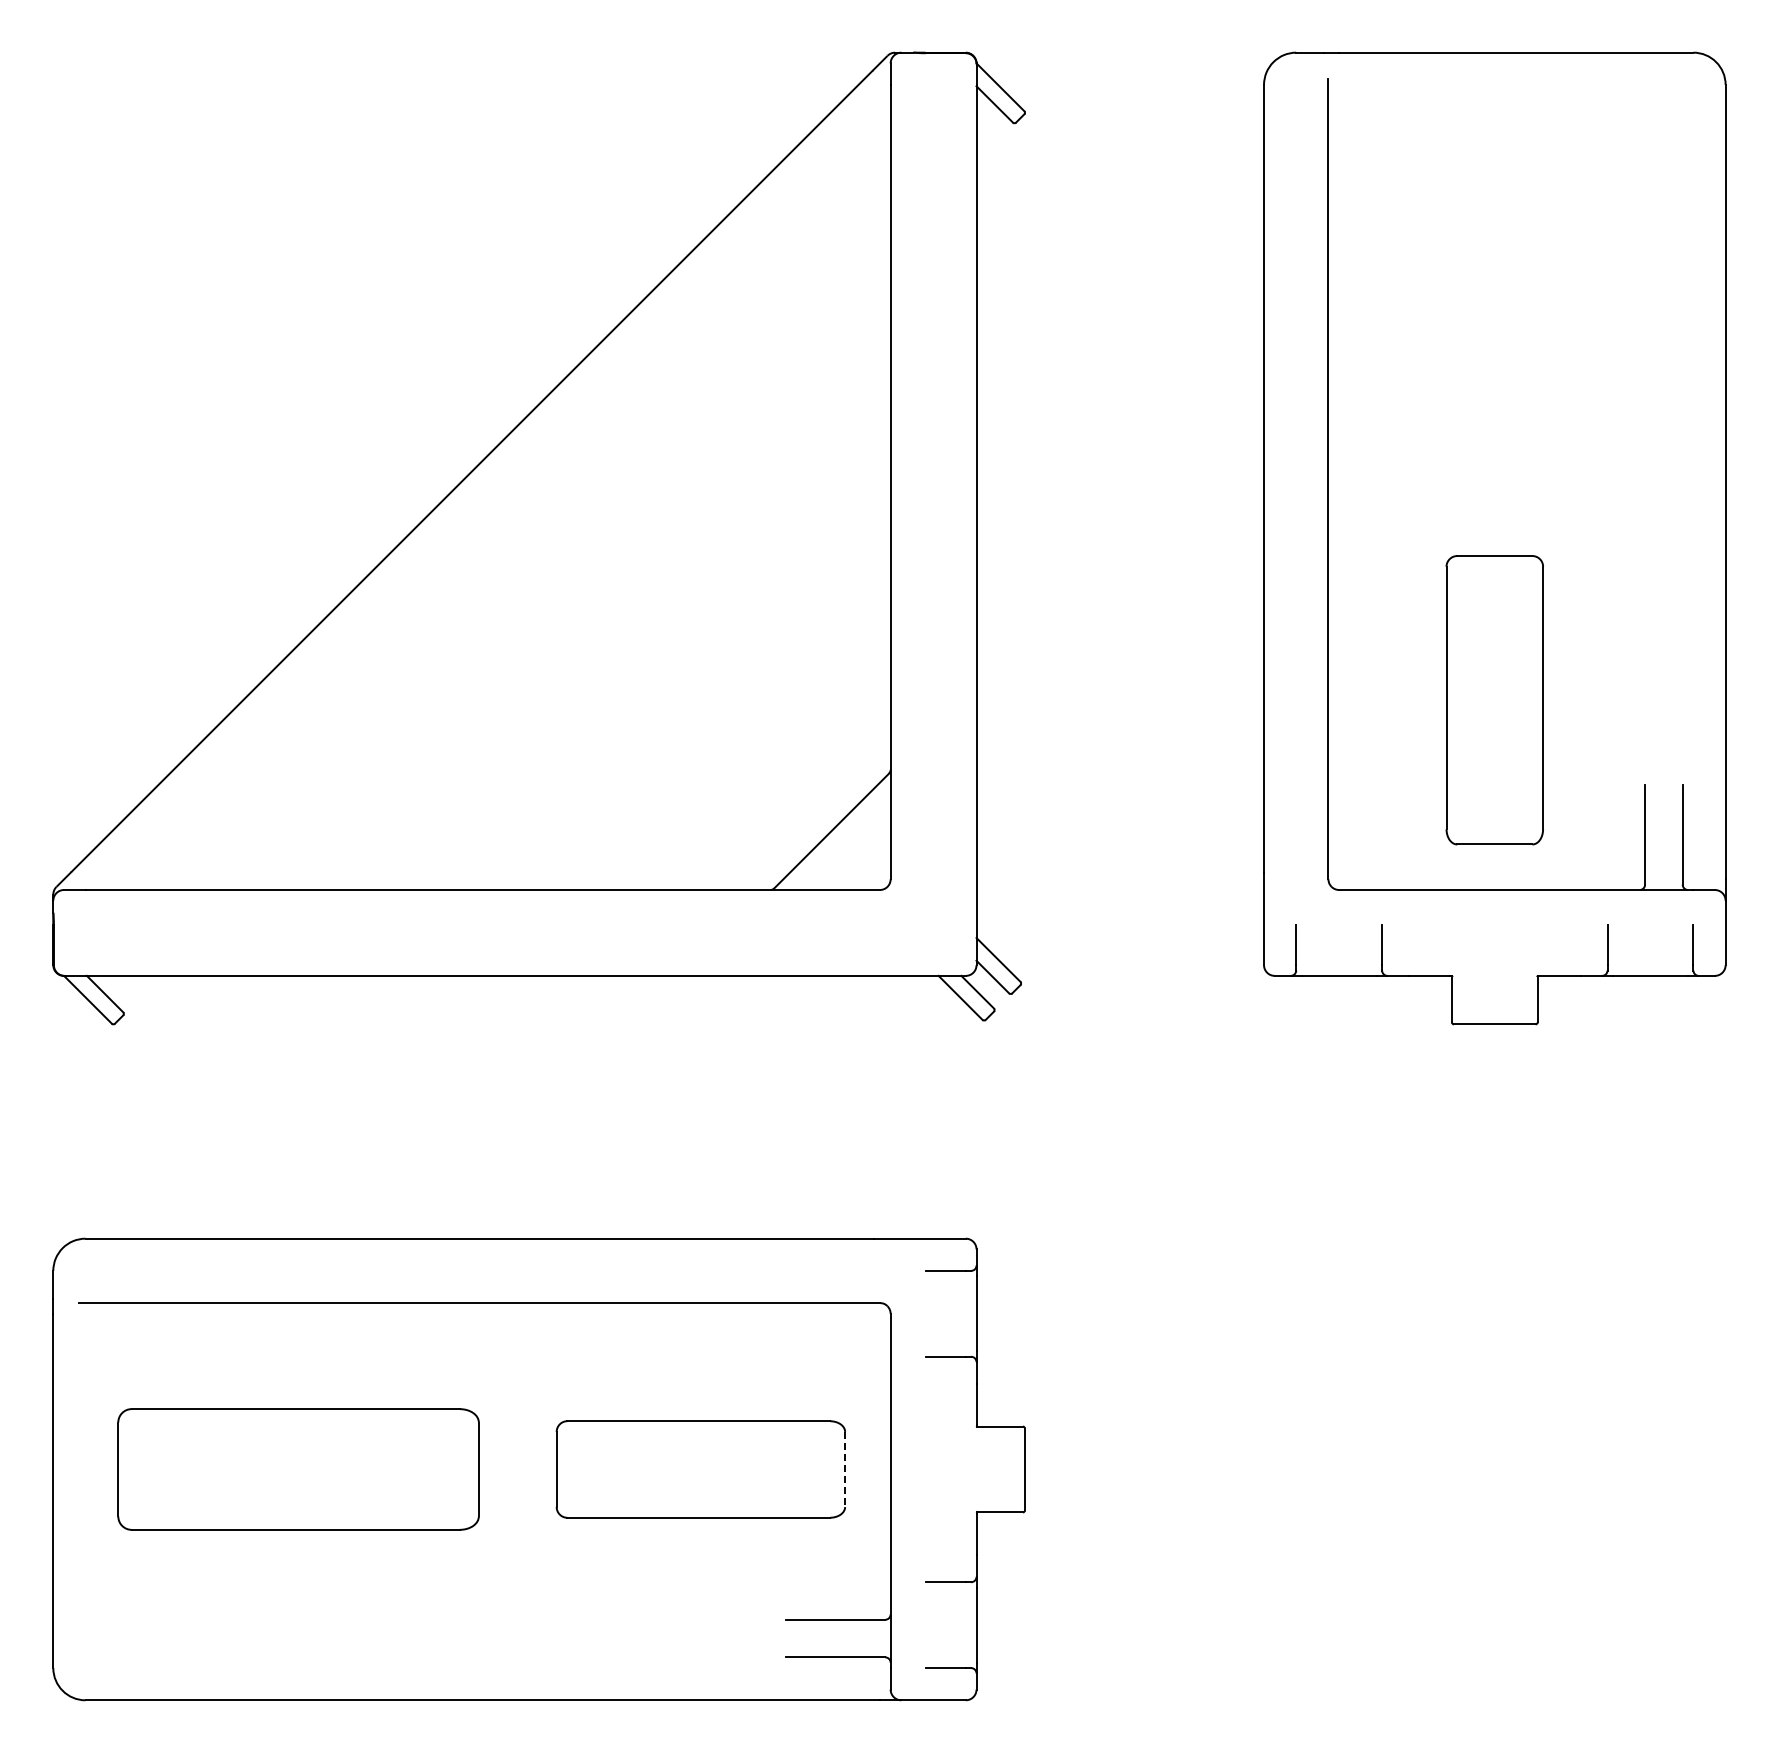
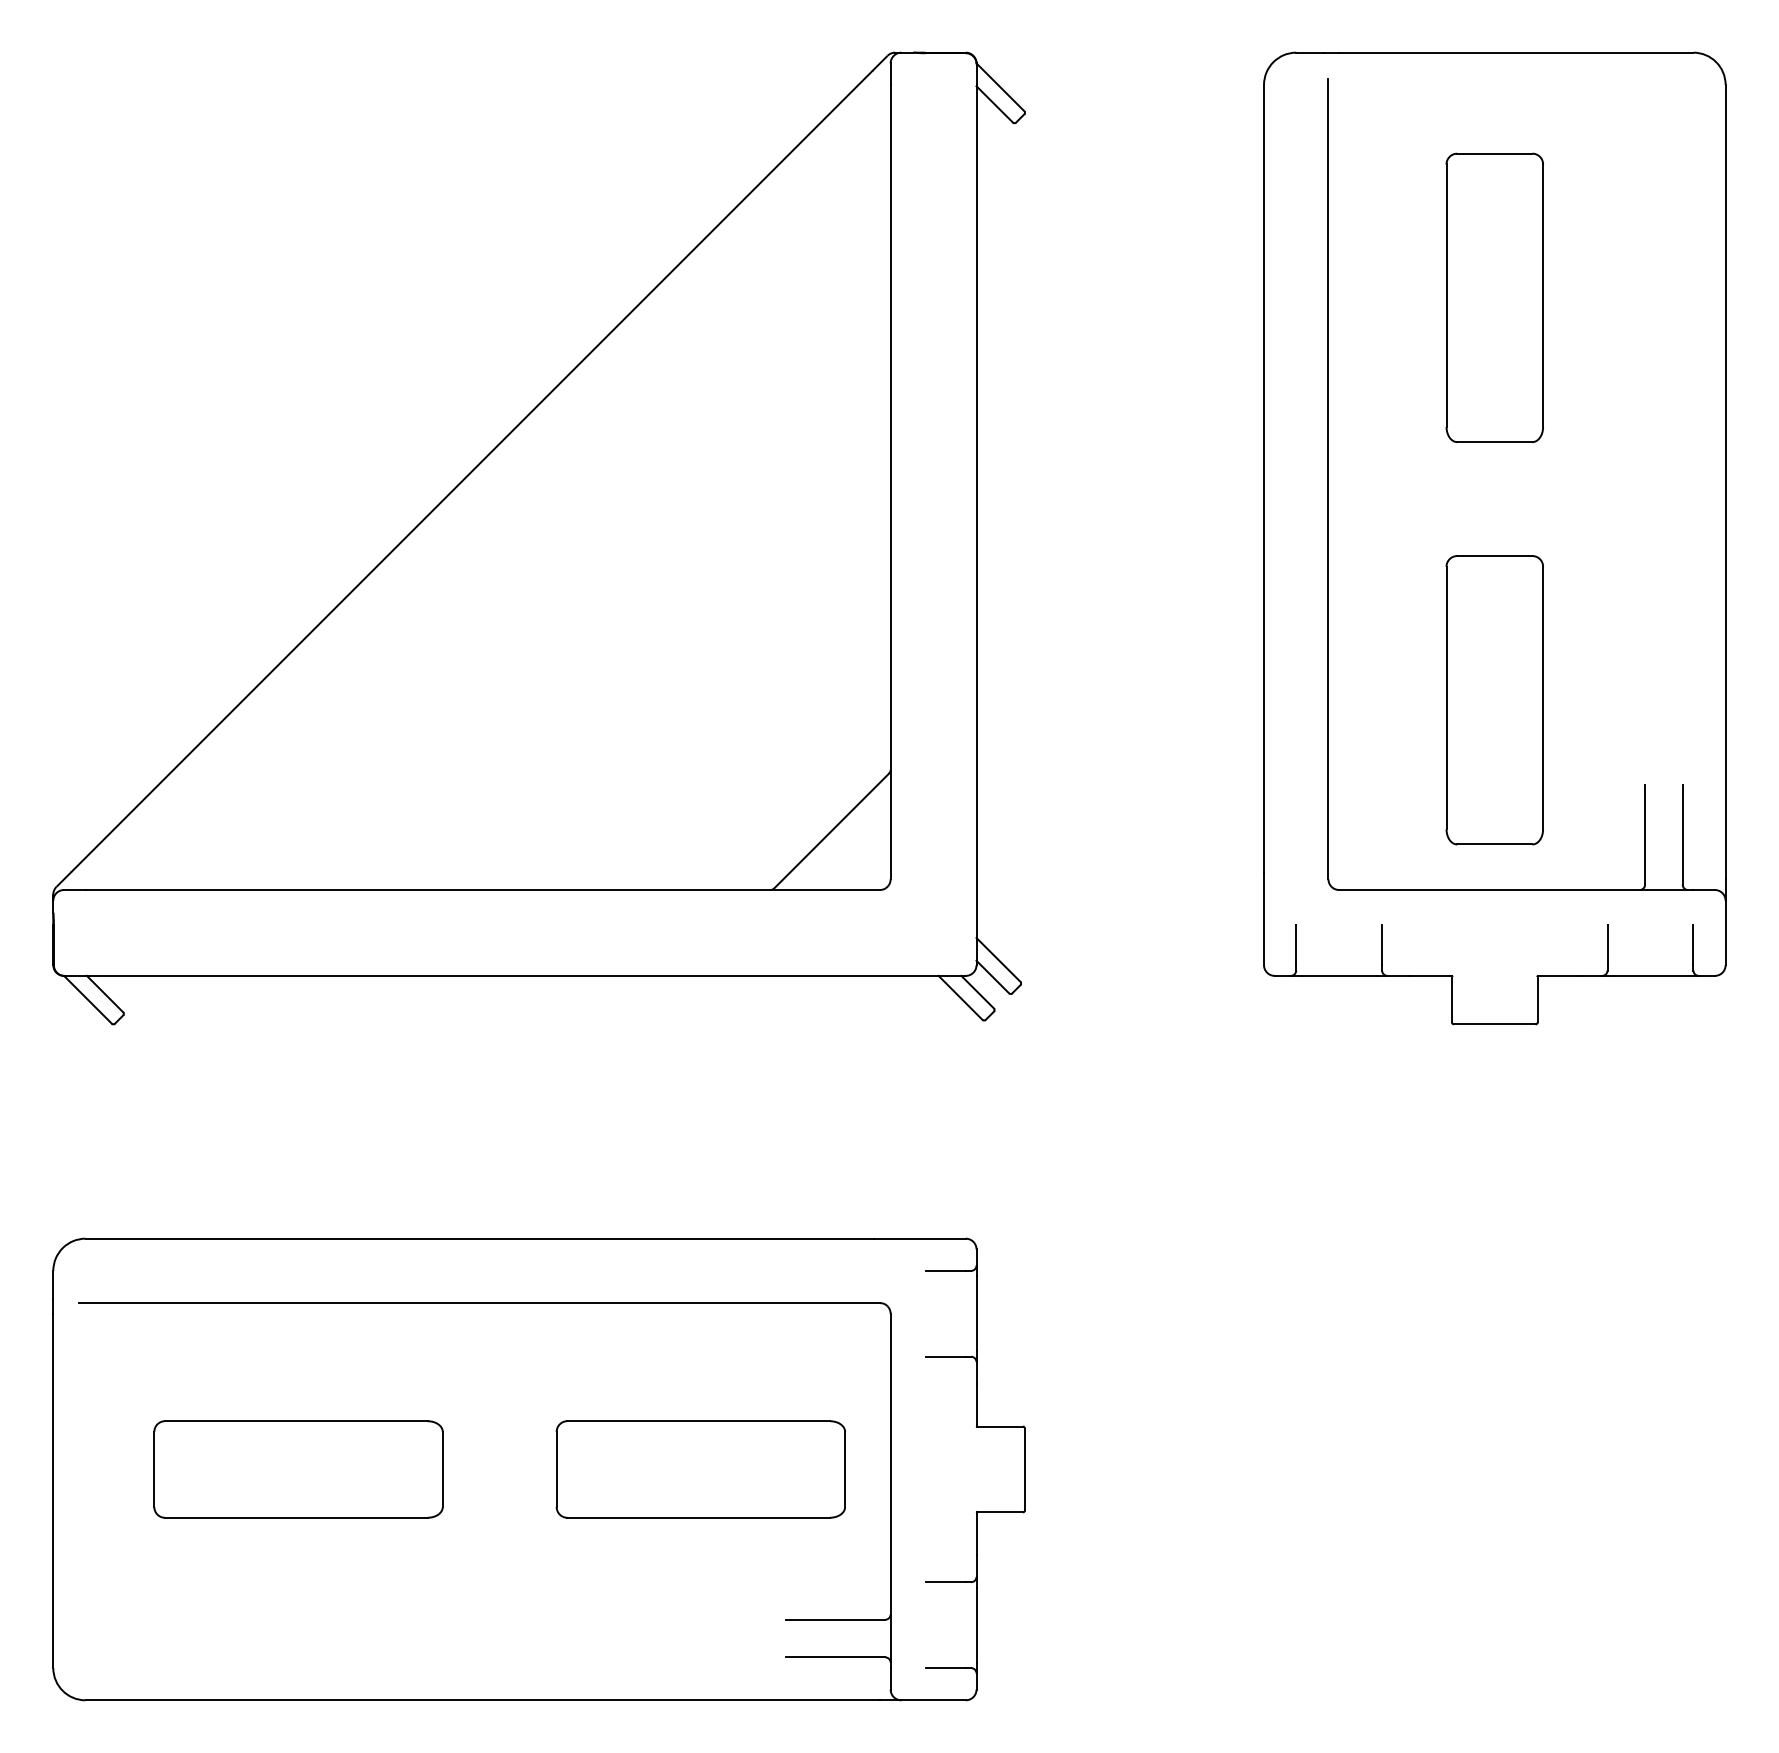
part: none -> present (1494, 297)
part size: 363x123 px -> 291x99 px (298, 1469)
line: dashed -> solid (845, 1469)
